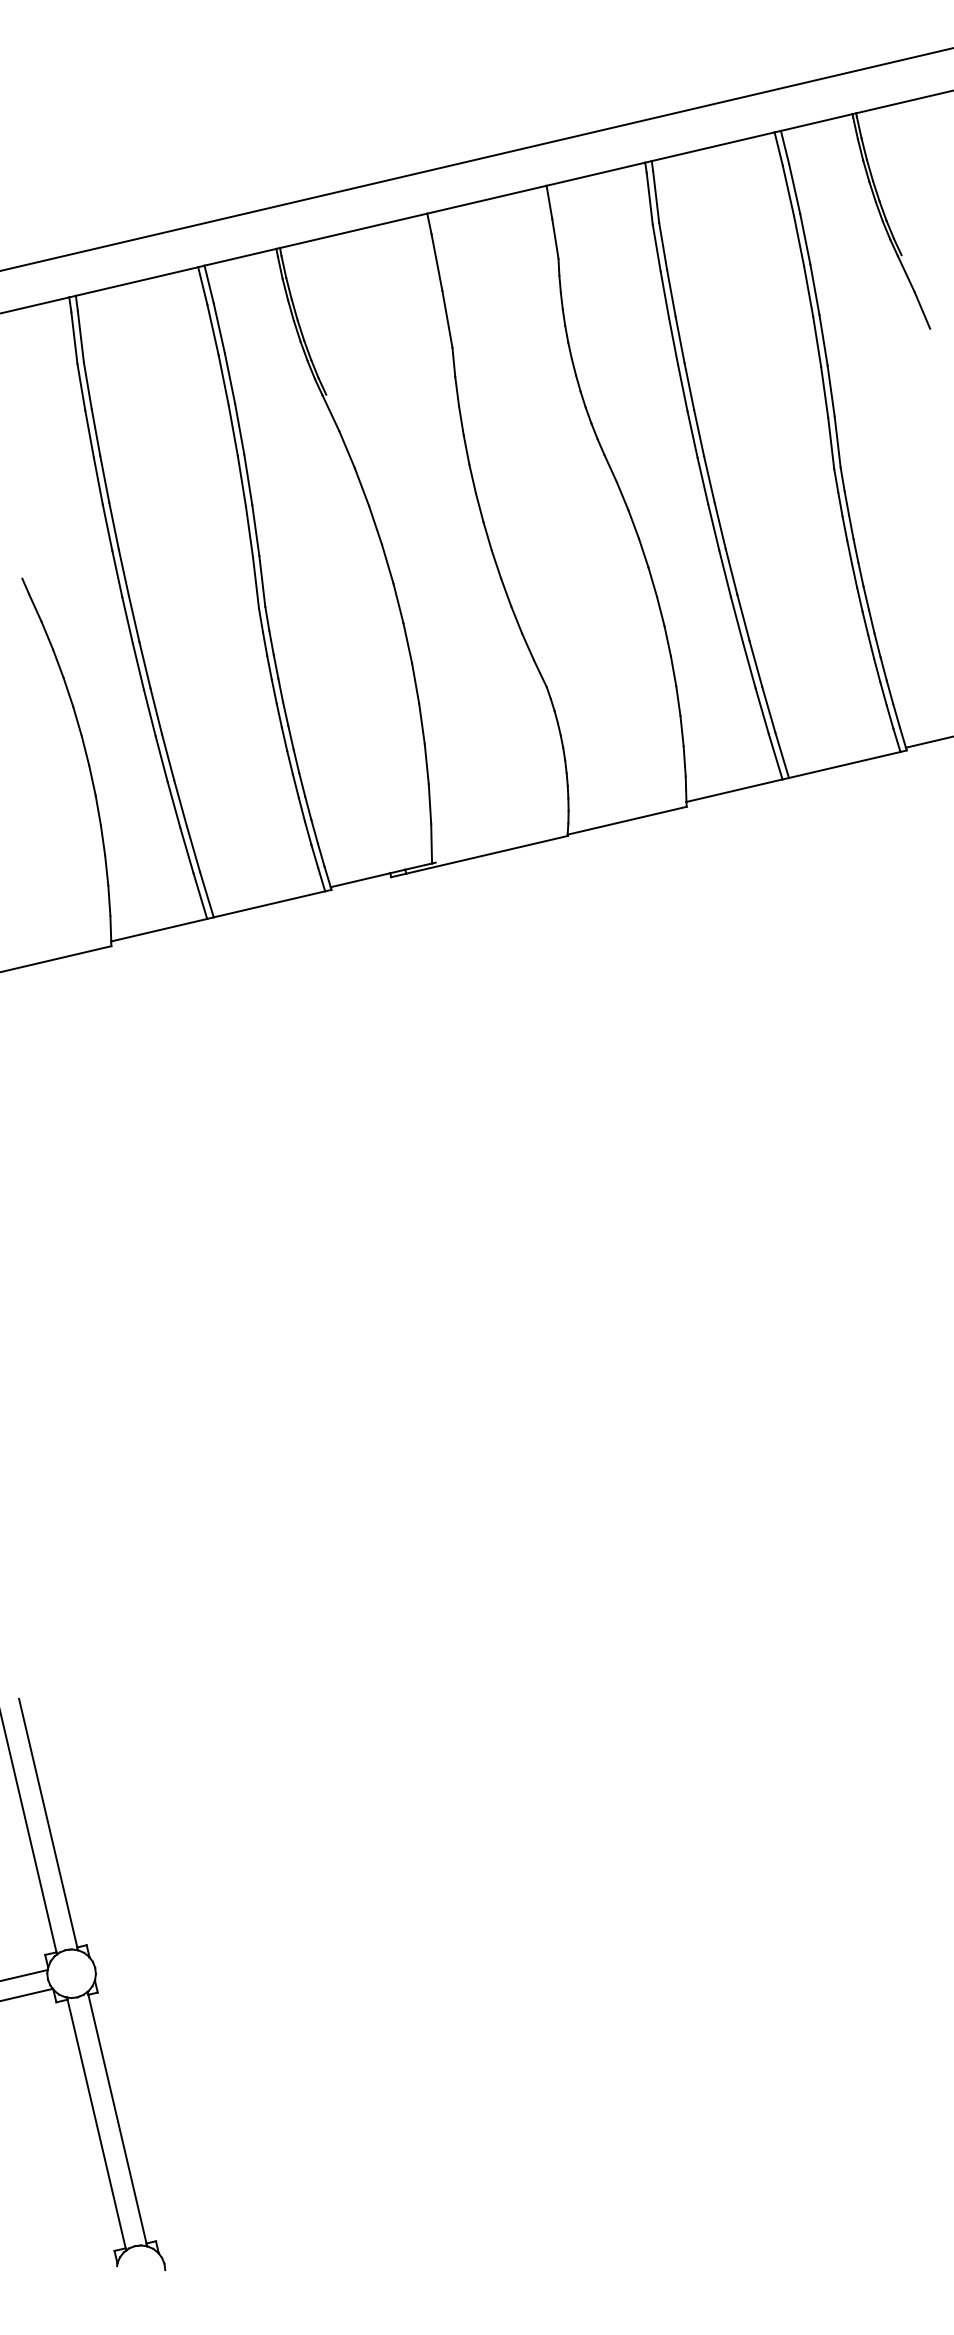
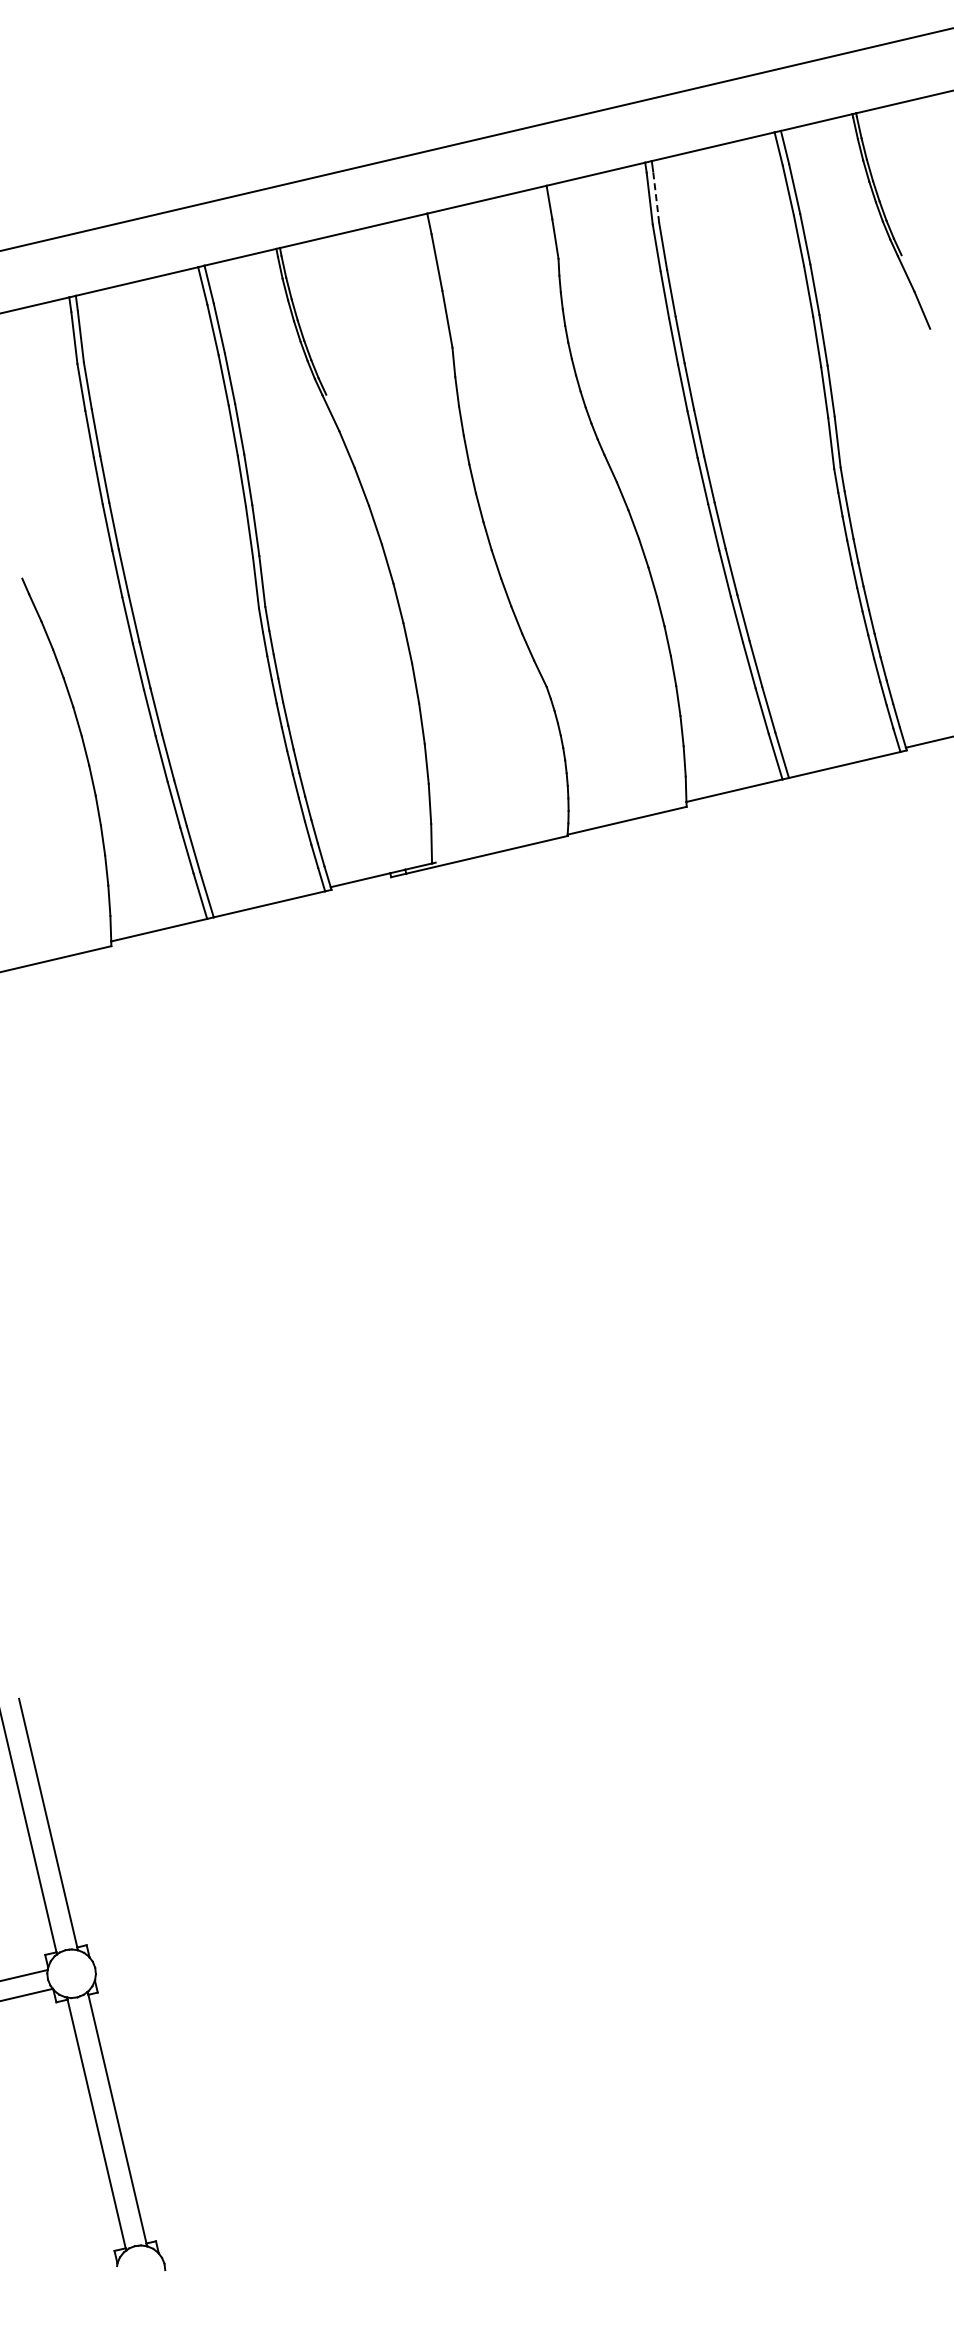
line position: (476, 159) -> (476, 139) (476, 139)
line: solid -> dashed (656, 196)
